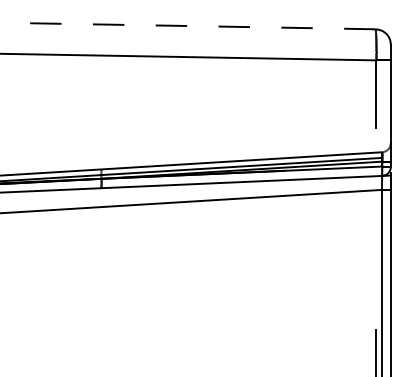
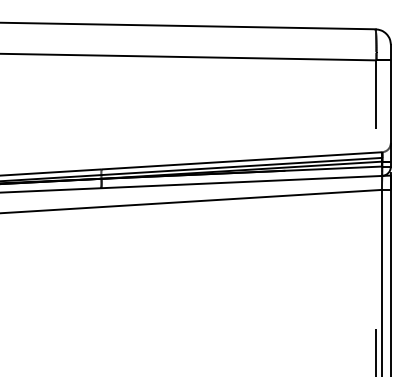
line: dashed -> solid (187, 26)
